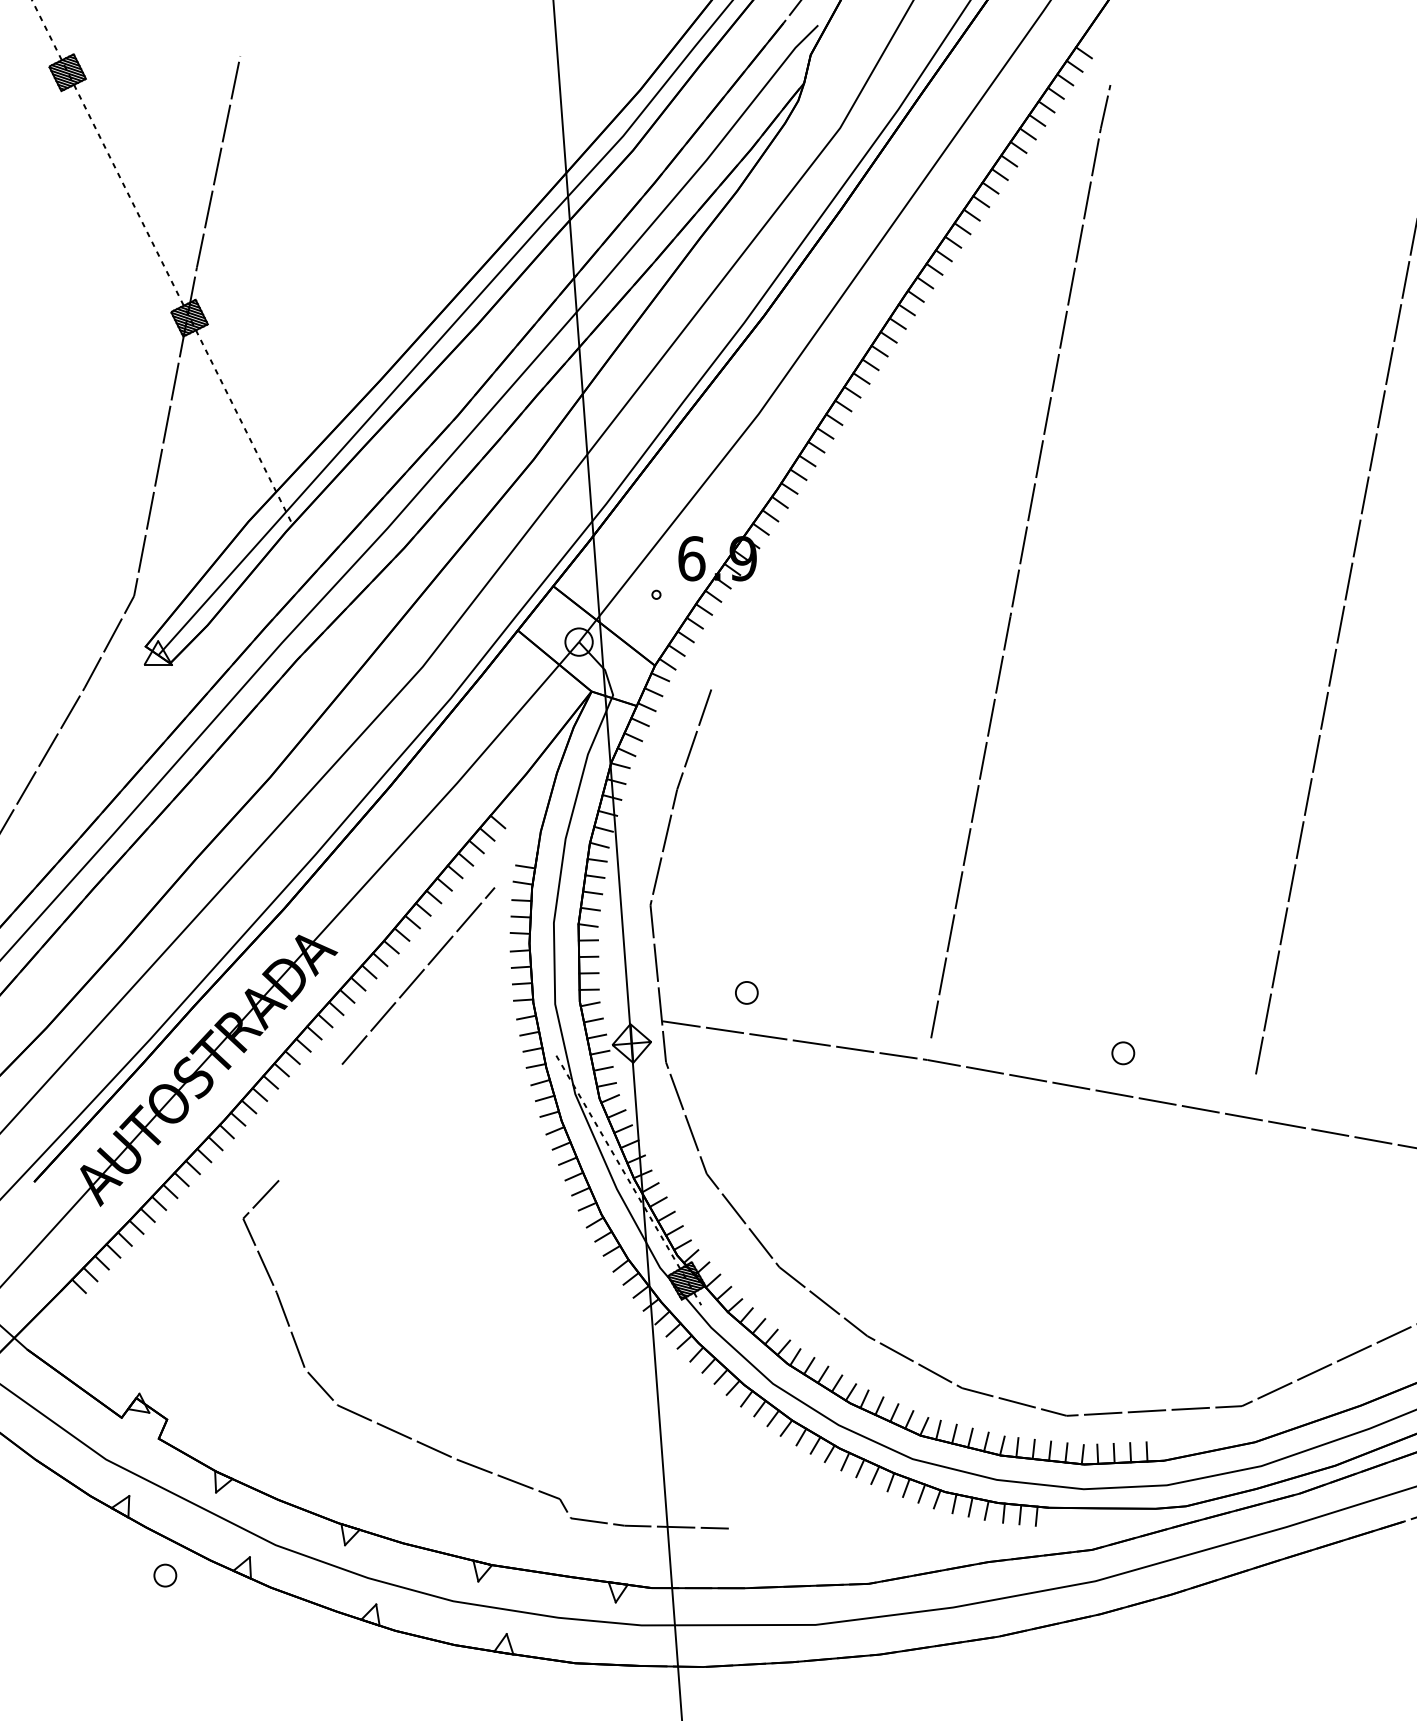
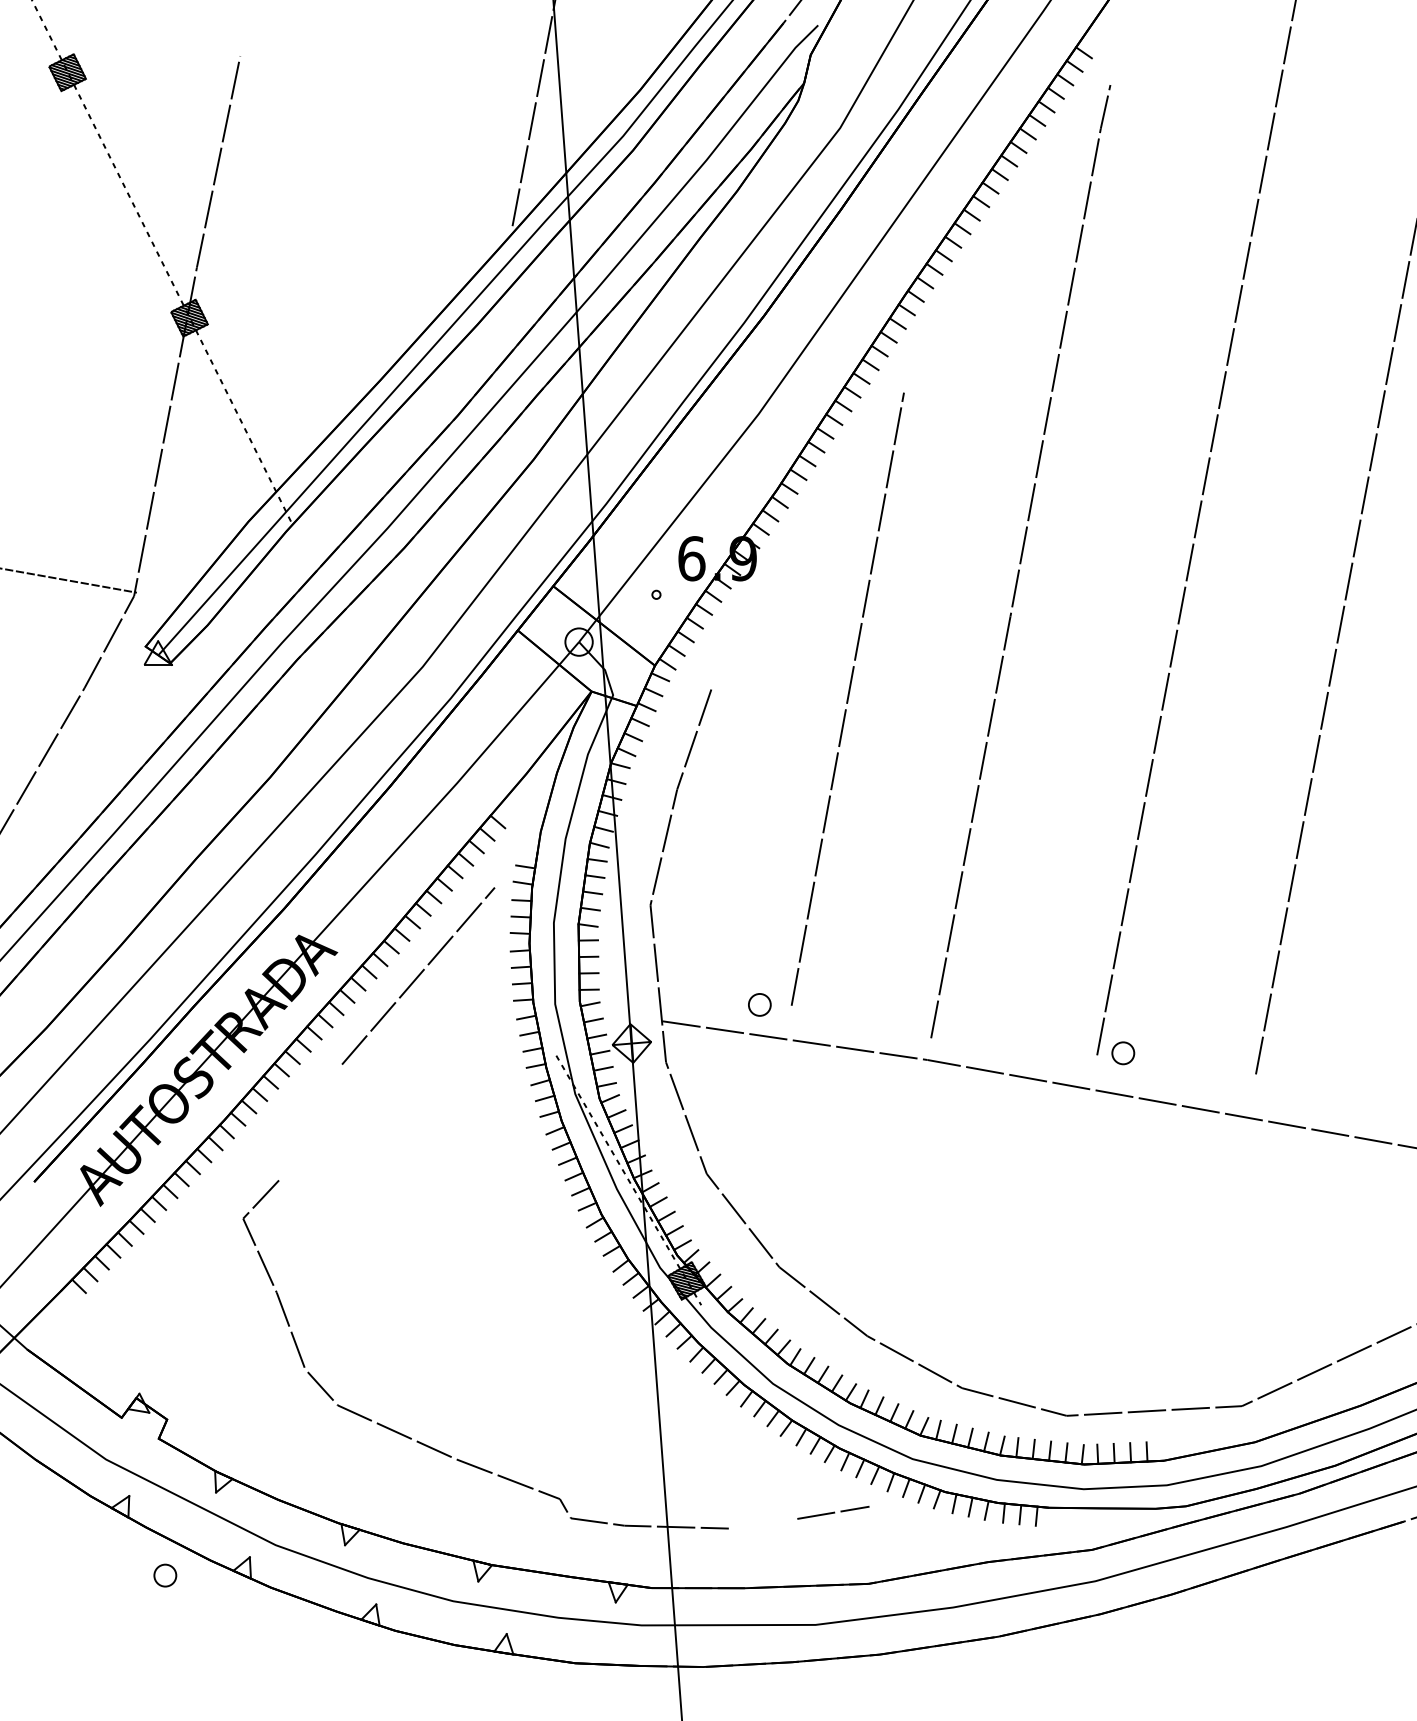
line: none -> present (533, 114)
line: none -> present (1196, 528)
line: none -> present (69, 580)
line: none -> present (847, 698)
part position: (746, 992) -> (759, 1004) (759, 1004)
line: none -> present (833, 1512)
